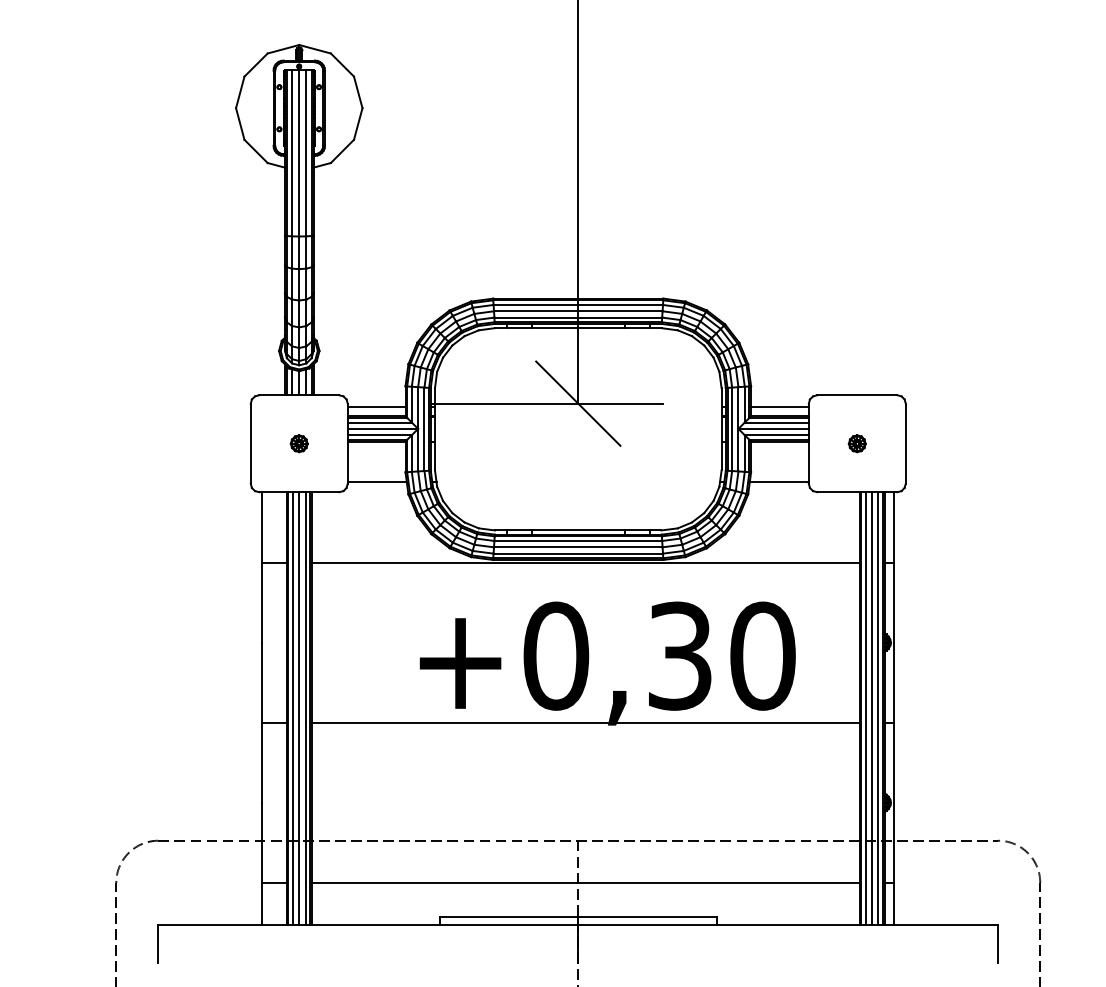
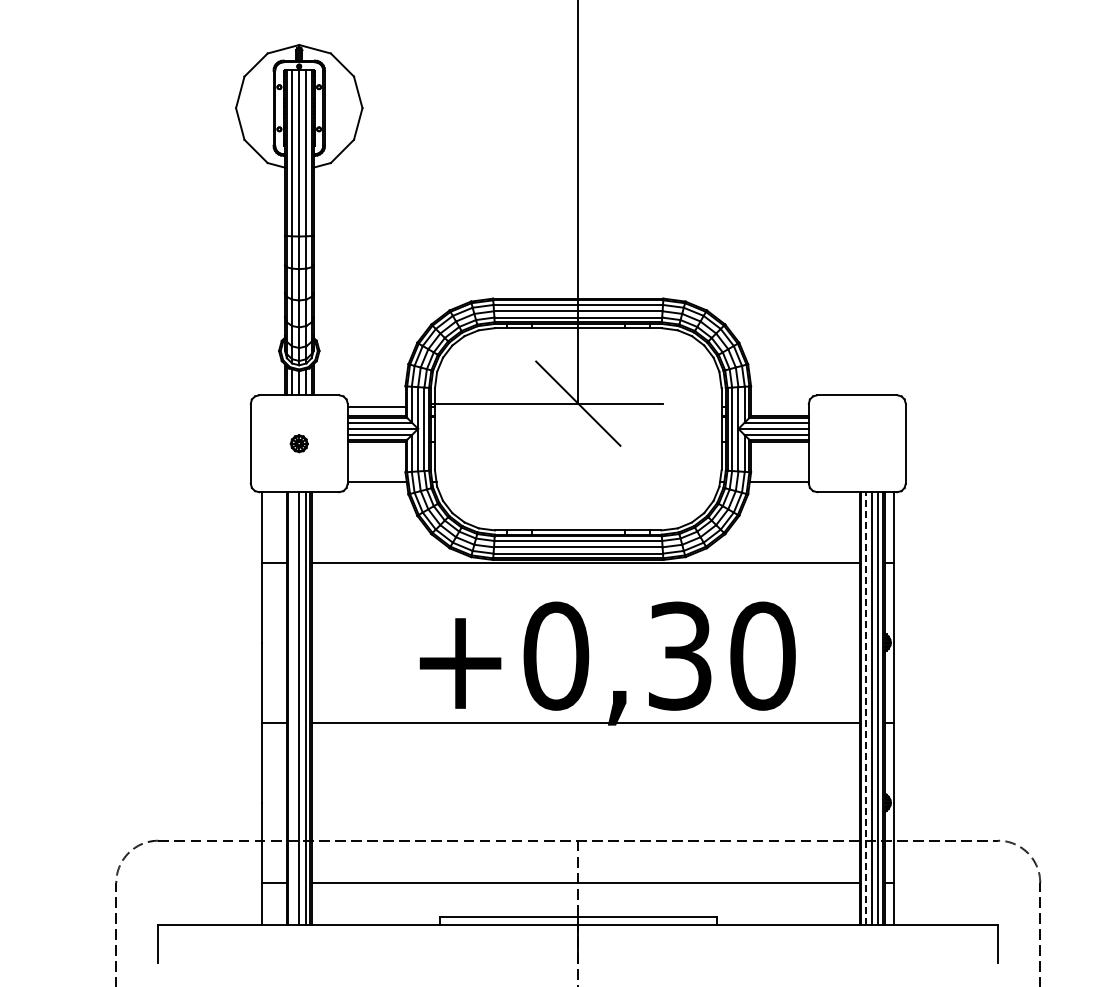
line: present -> none (779, 406)
part: present -> none (856, 443)
line: present -> none (292, 708)
line: solid -> dashed (865, 708)
